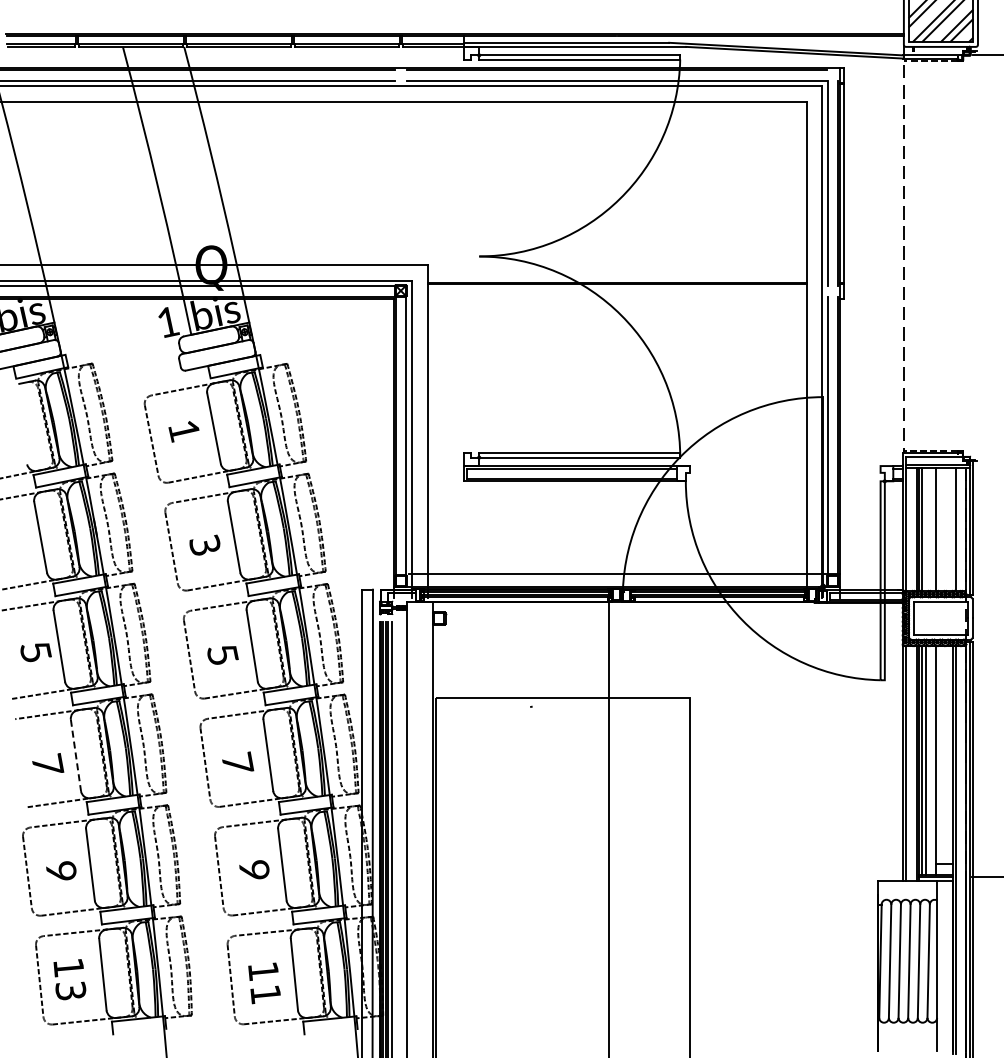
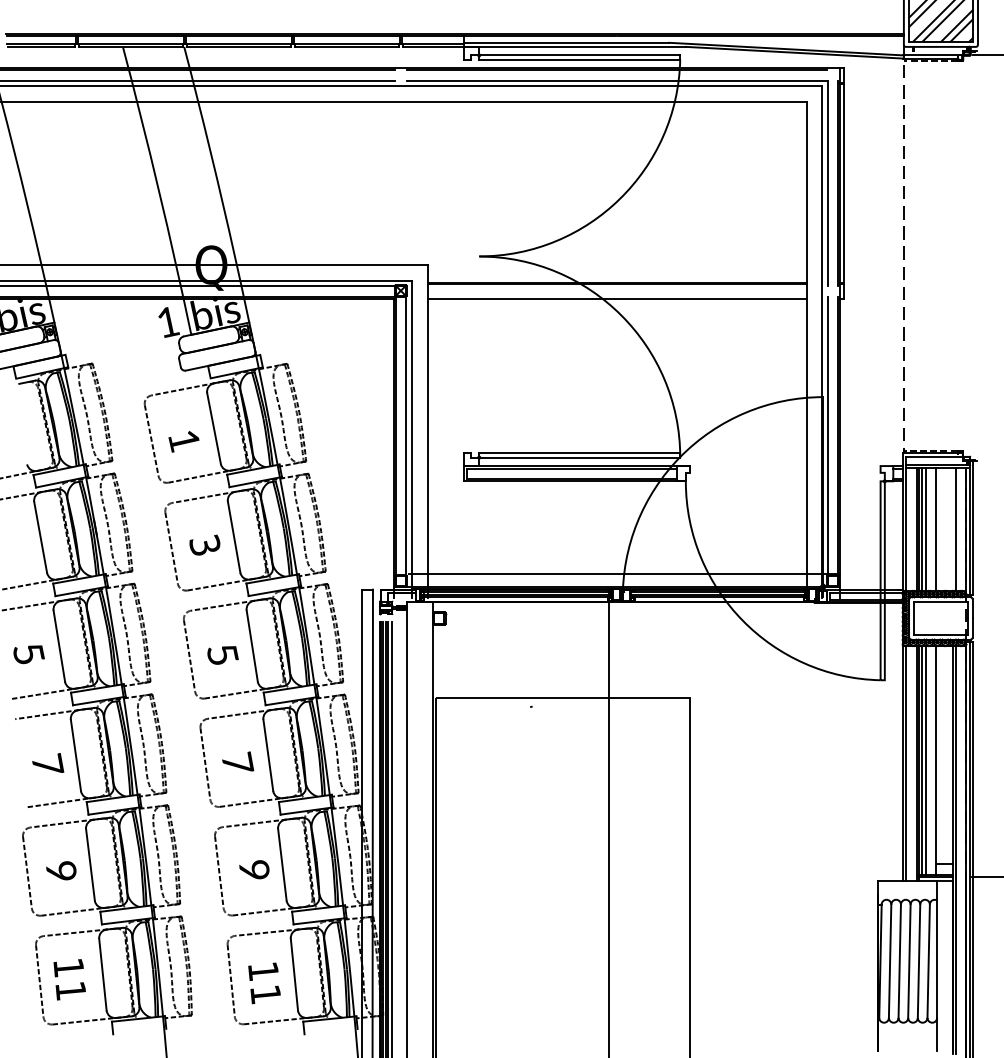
line: none -> present (616, 298)
text position: (183, 431) -> (183, 441) (183, 441)
line: none -> present (925, 528)
text position: (35, 652) -> (28, 654) (28, 654)
line: dashed -> solid (75, 755)
text: 13 -> 11 (70, 990)
